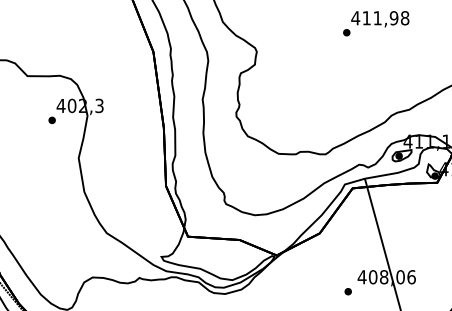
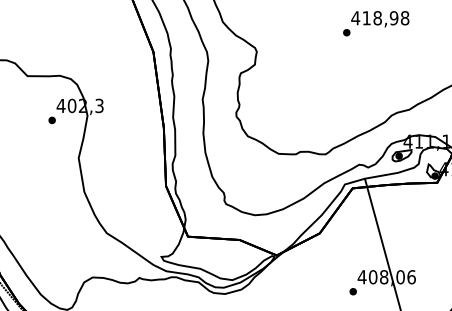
text: 411,98 -> 418,98 (377, 18)
part position: (347, 291) -> (352, 291) (352, 291)
